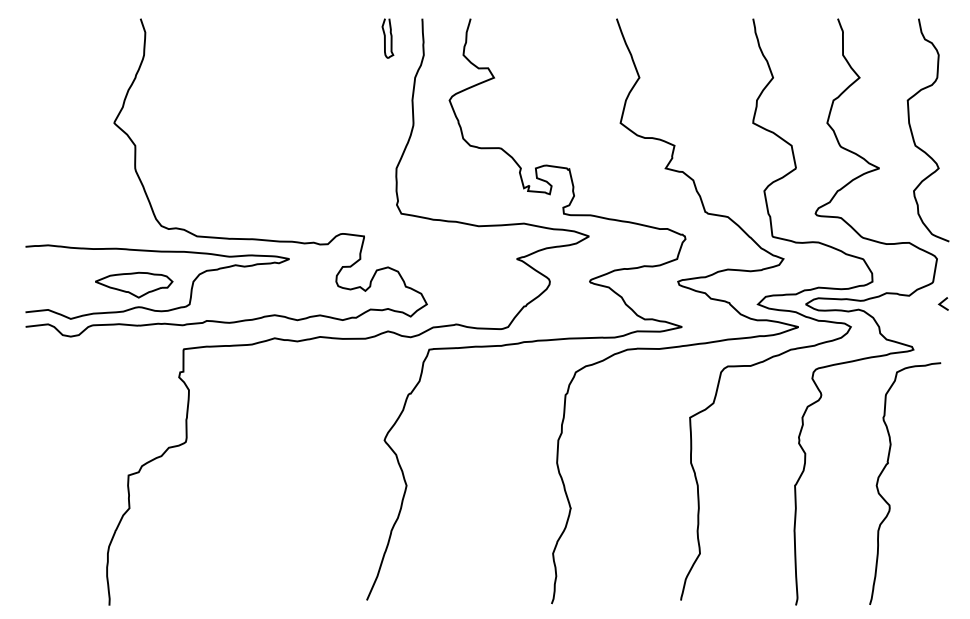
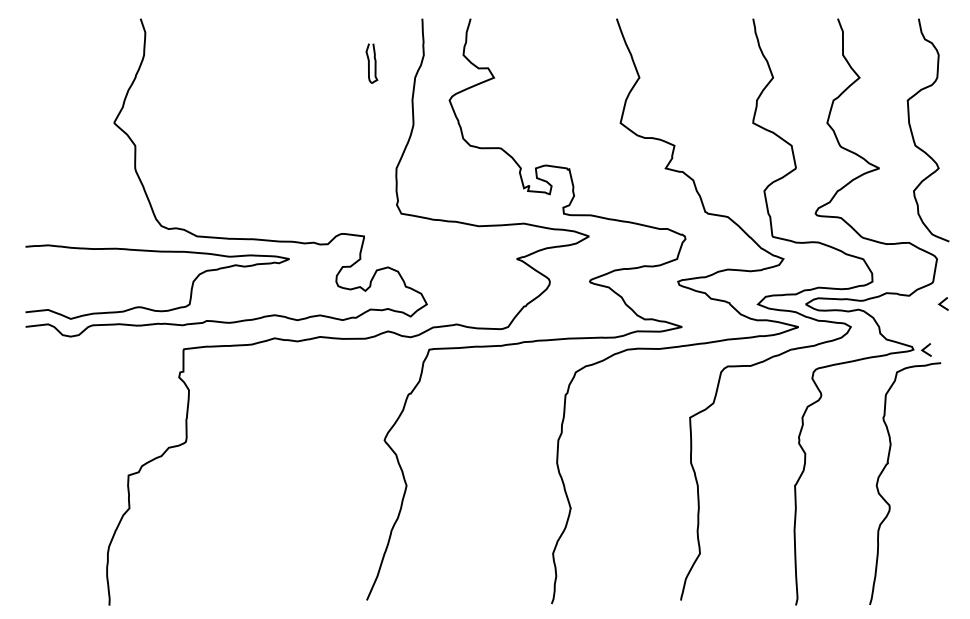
part position: (387, 38) -> (371, 63) (371, 63)
part: present -> none (134, 284)
line: none -> present (926, 348)
